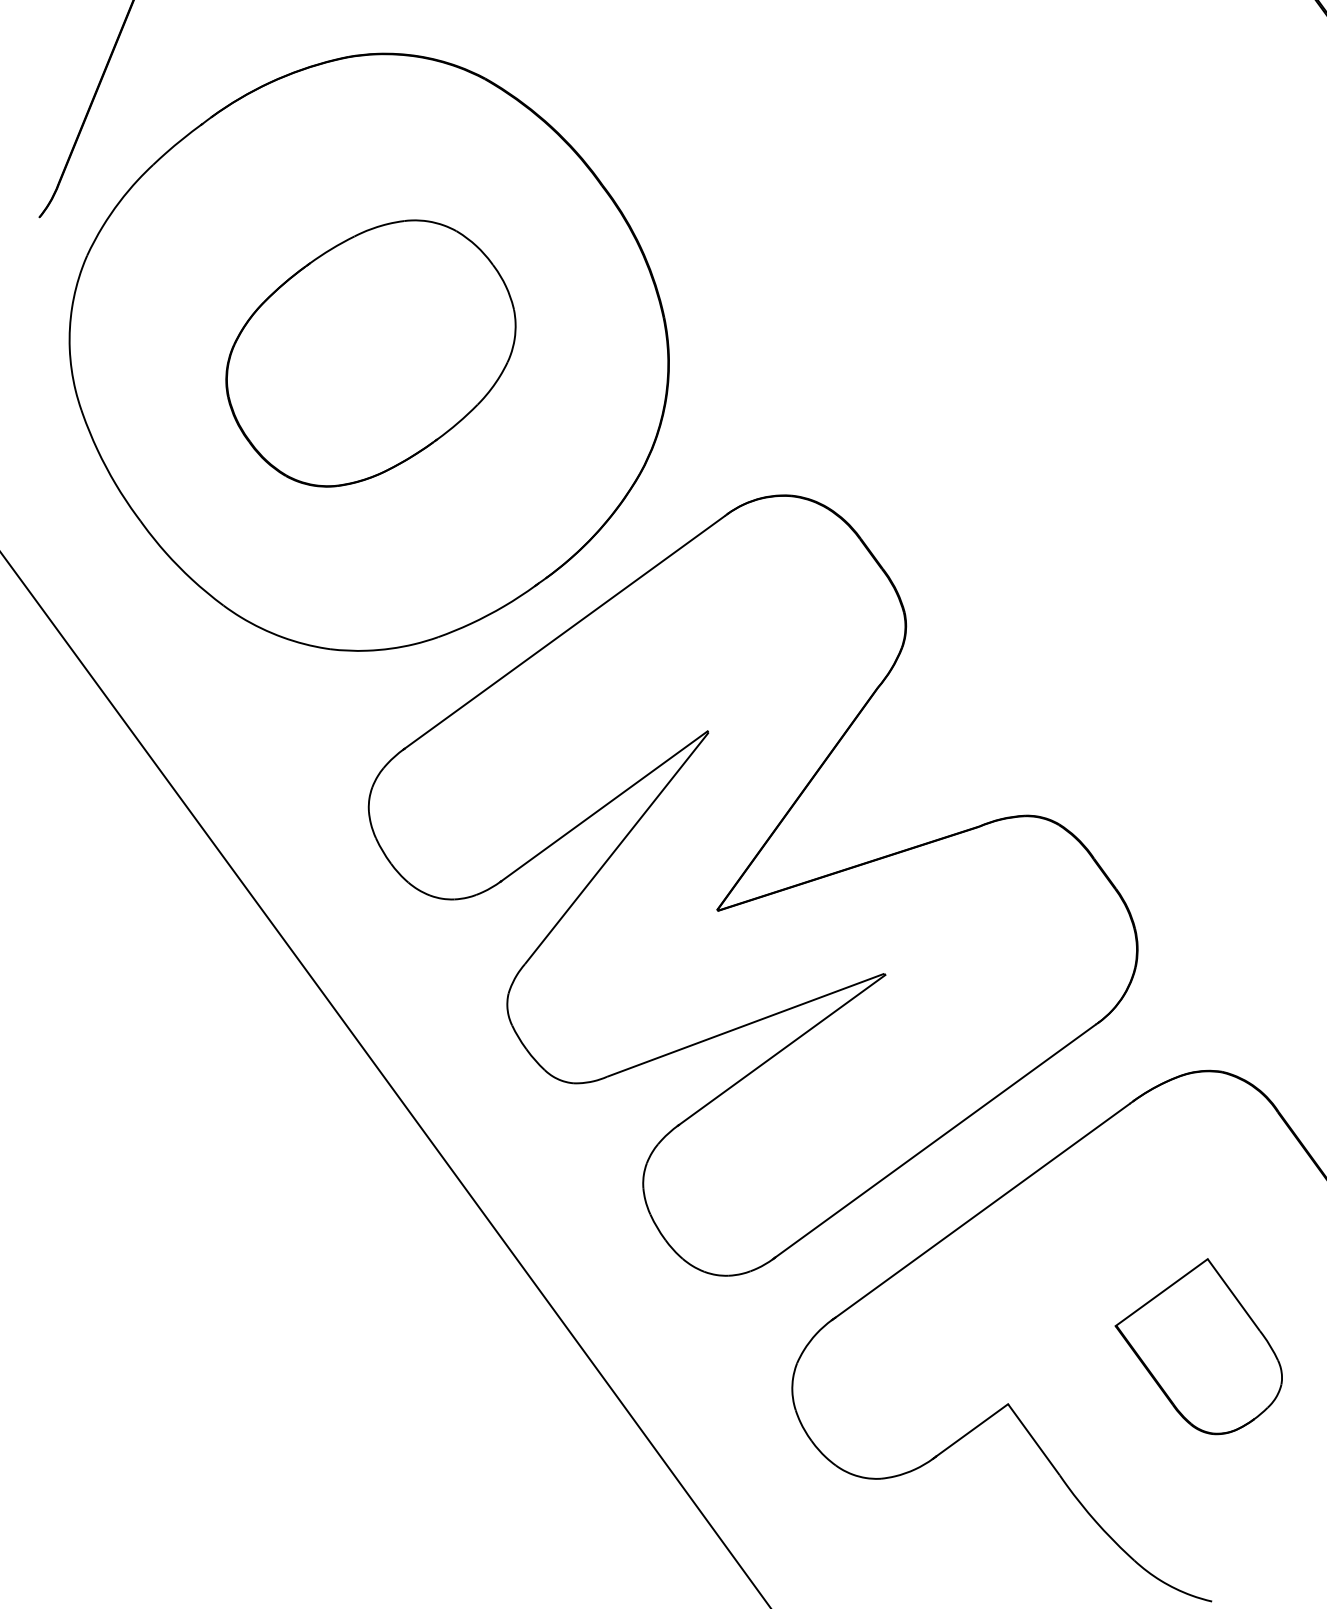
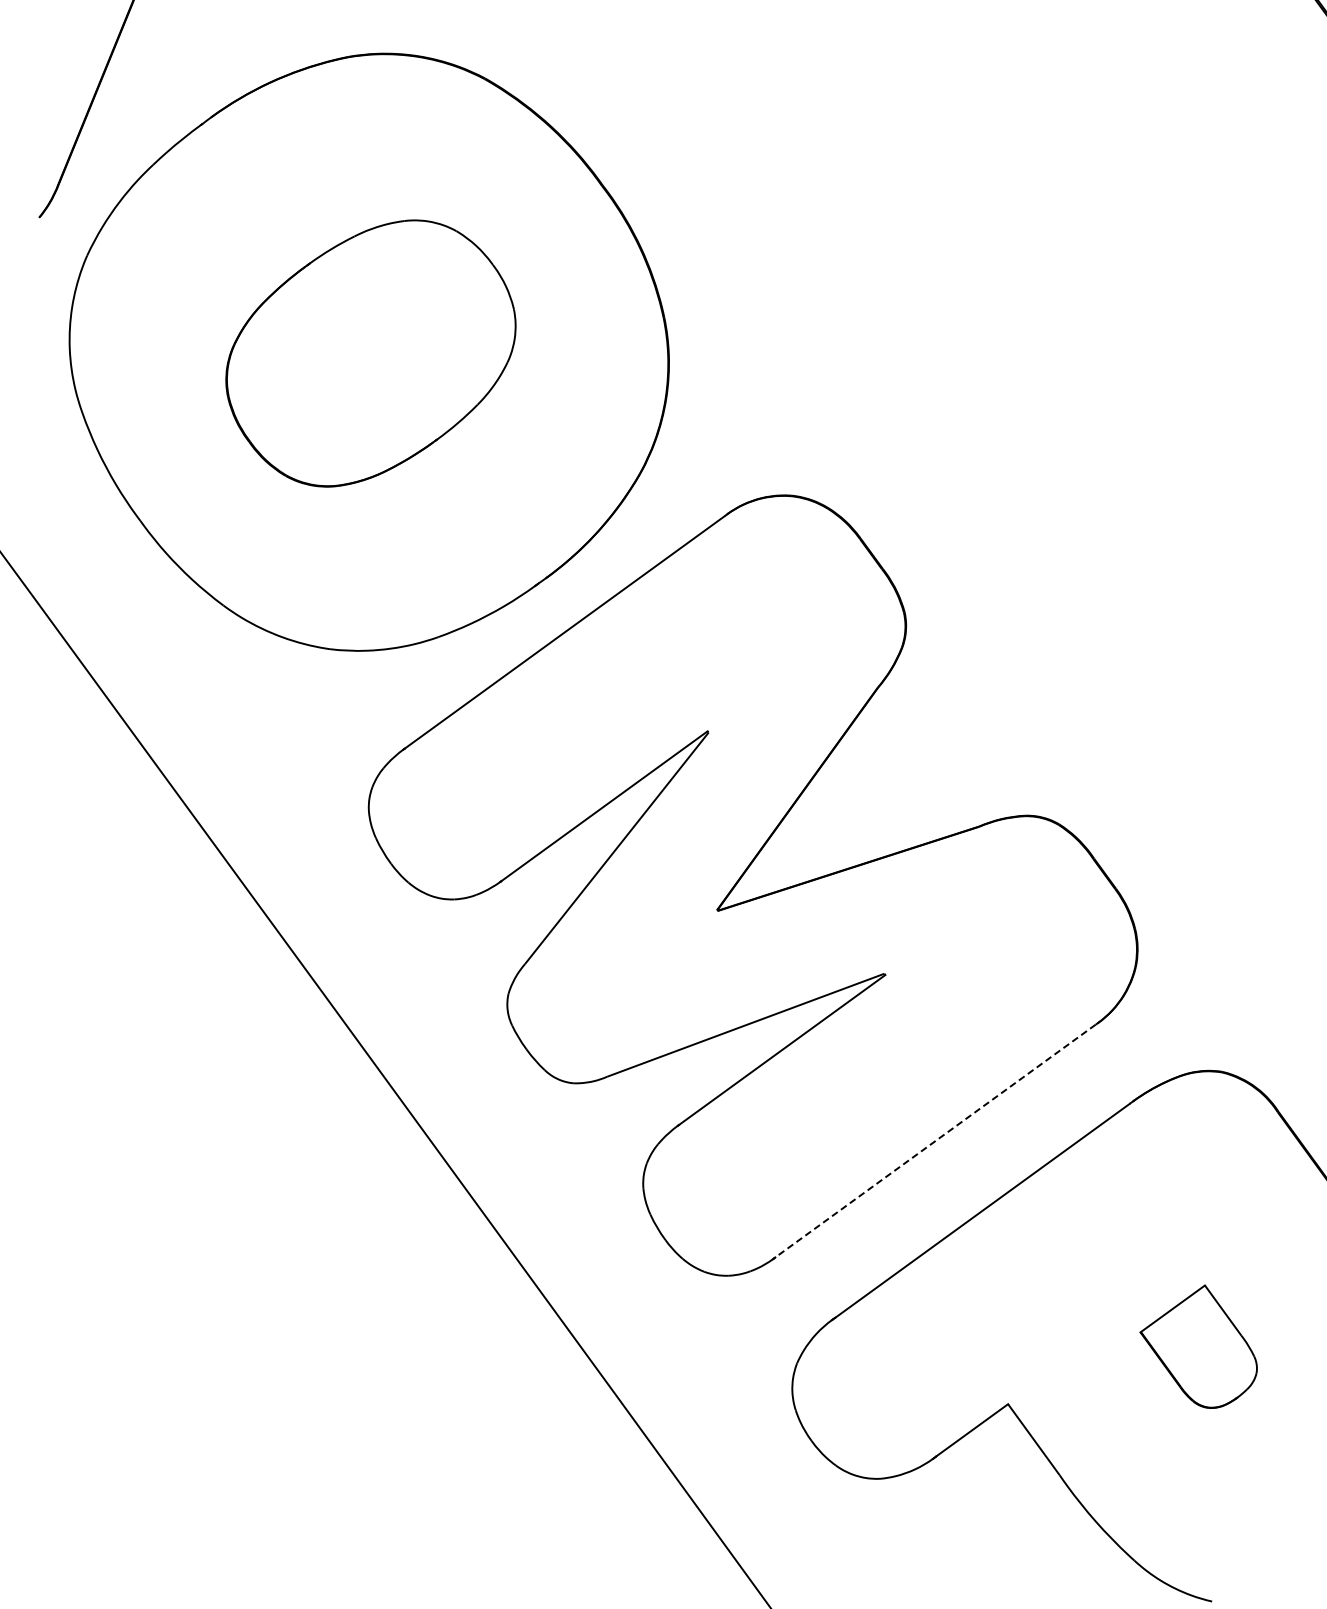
line: solid -> dashed (935, 1141)
part size: 169x178 px -> 119x125 px (1198, 1346)
